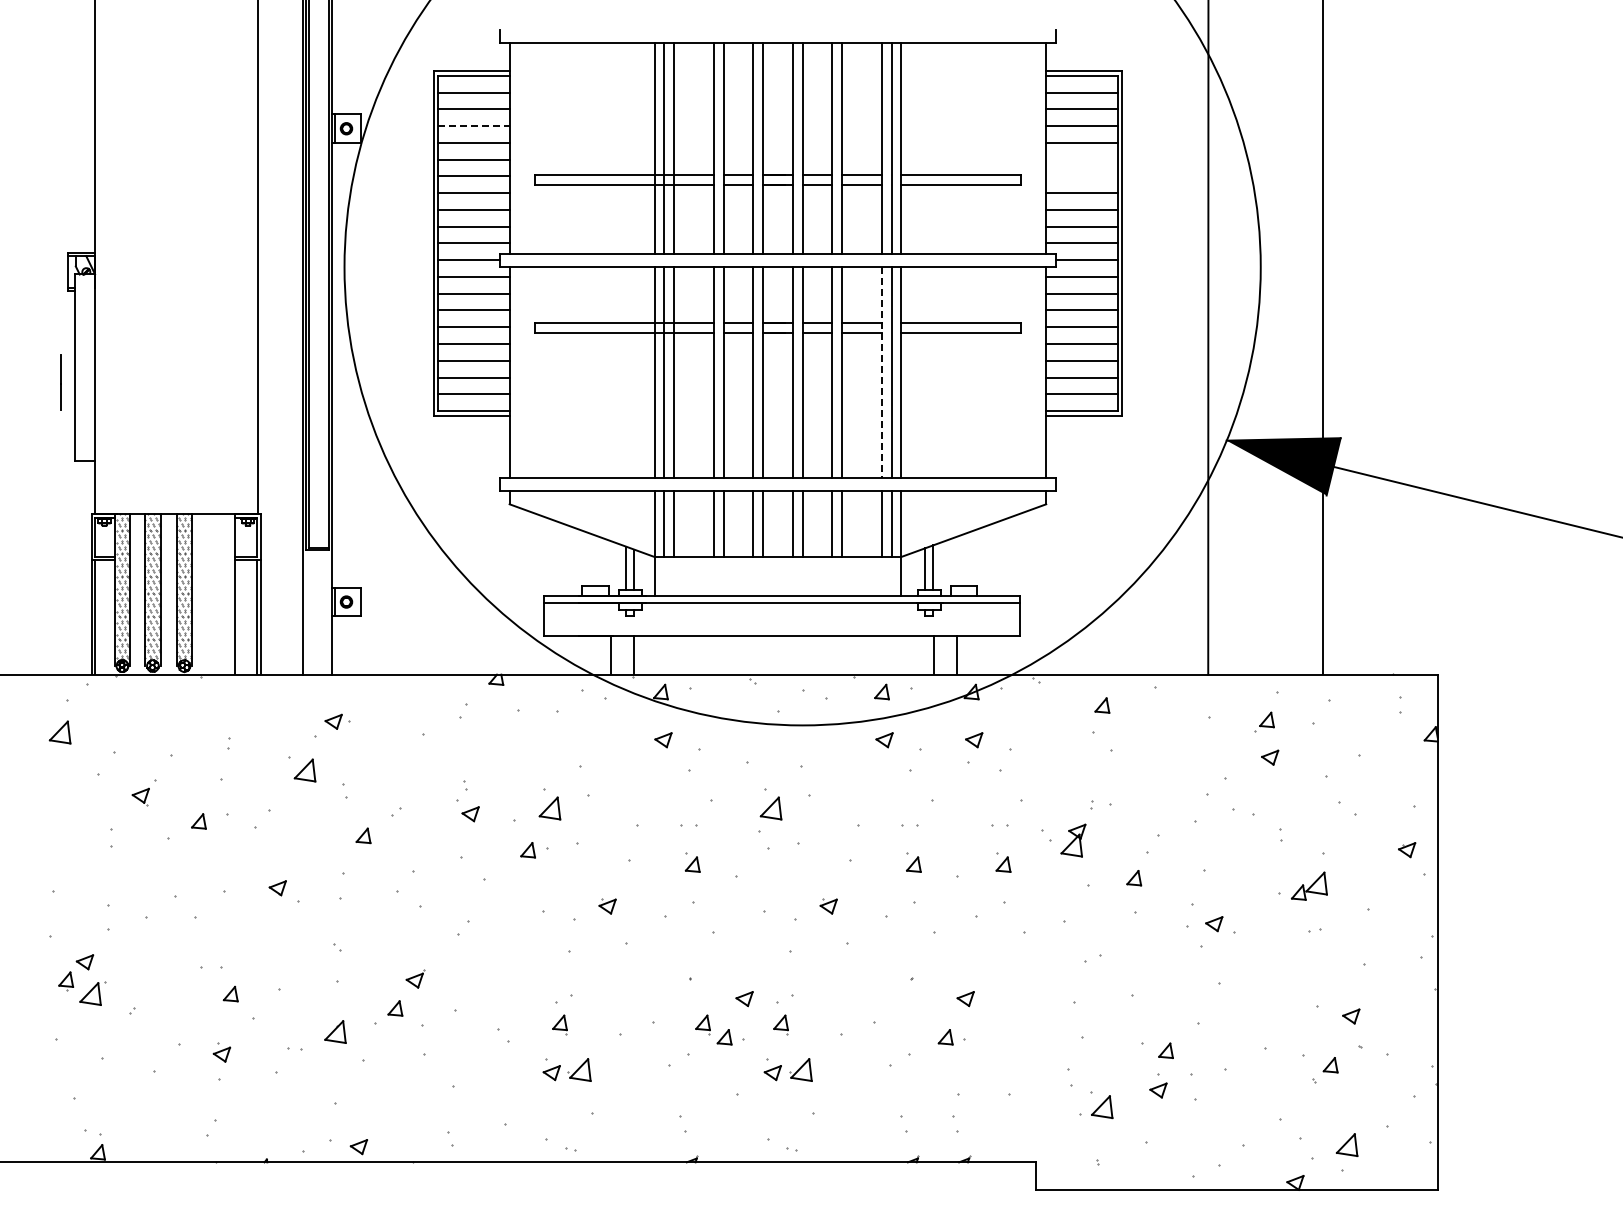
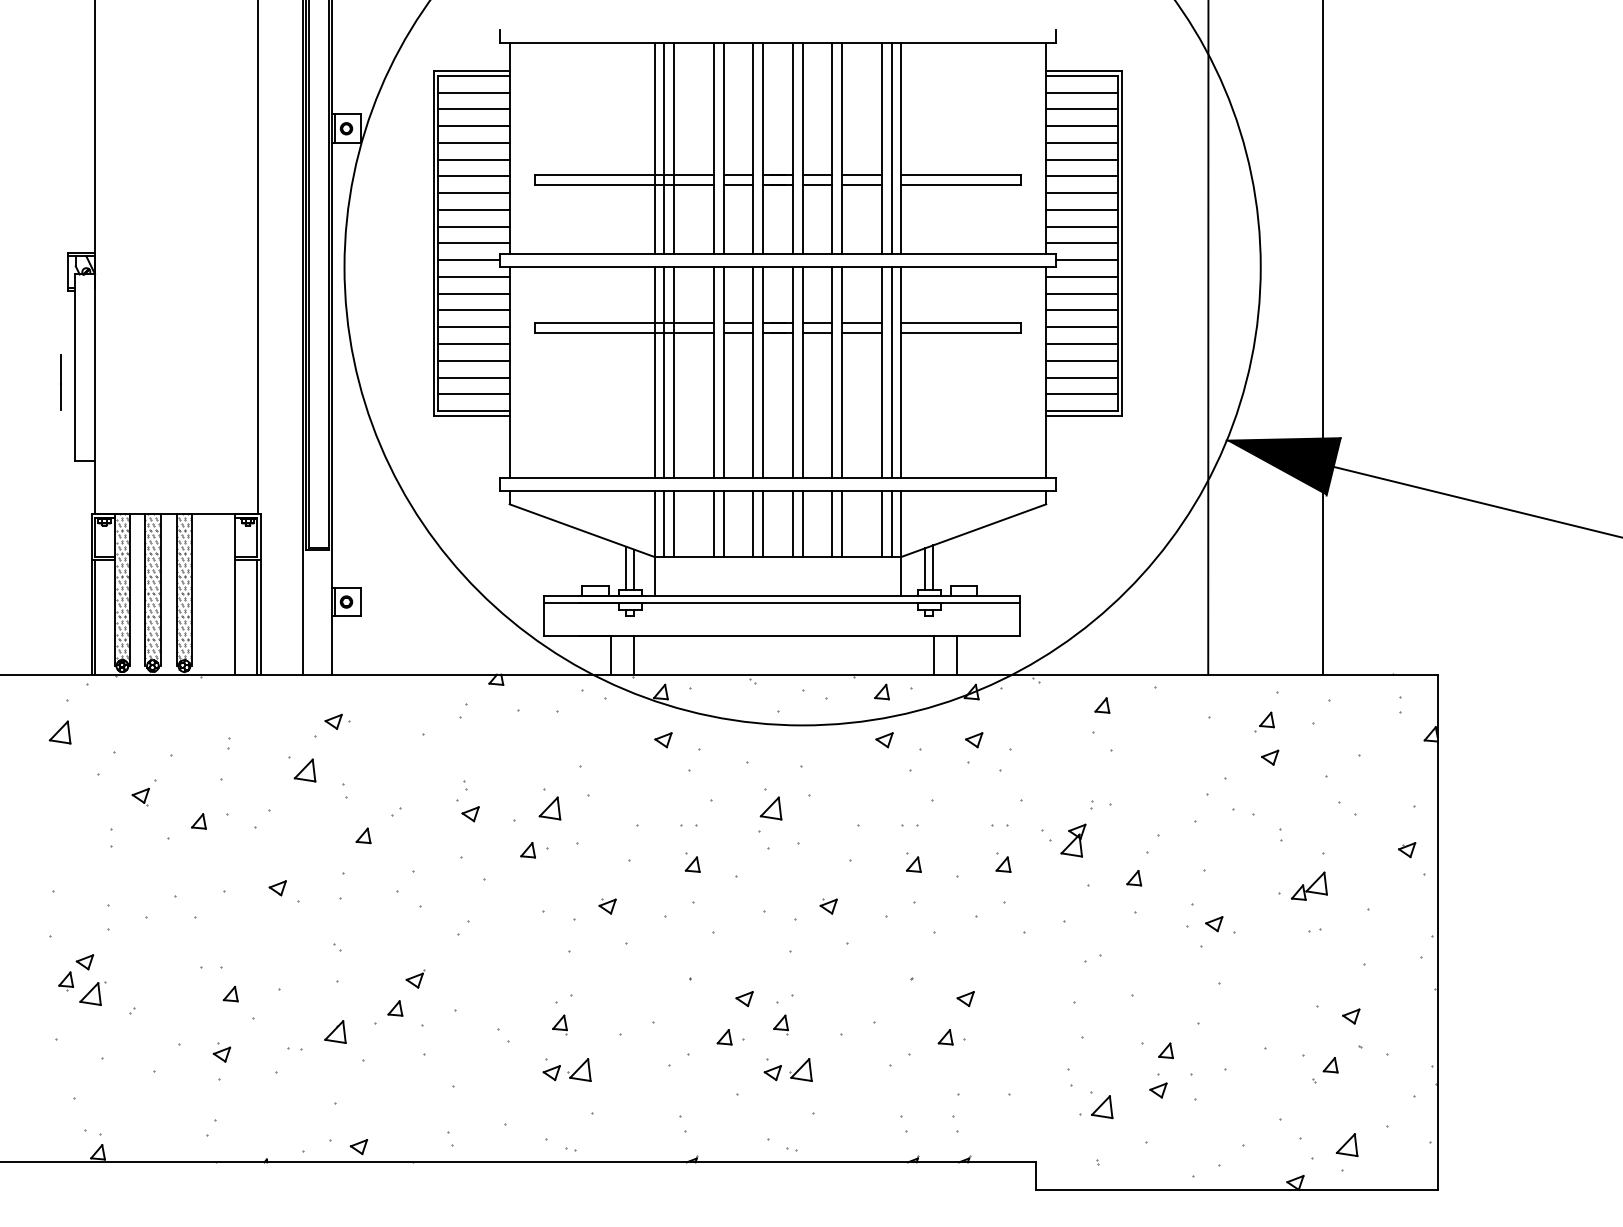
line: dashed -> solid (473, 126)
line: none -> present (1081, 159)
line: none -> present (1081, 176)
line: dashed -> solid (881, 373)
part: present -> none (702, 1024)
